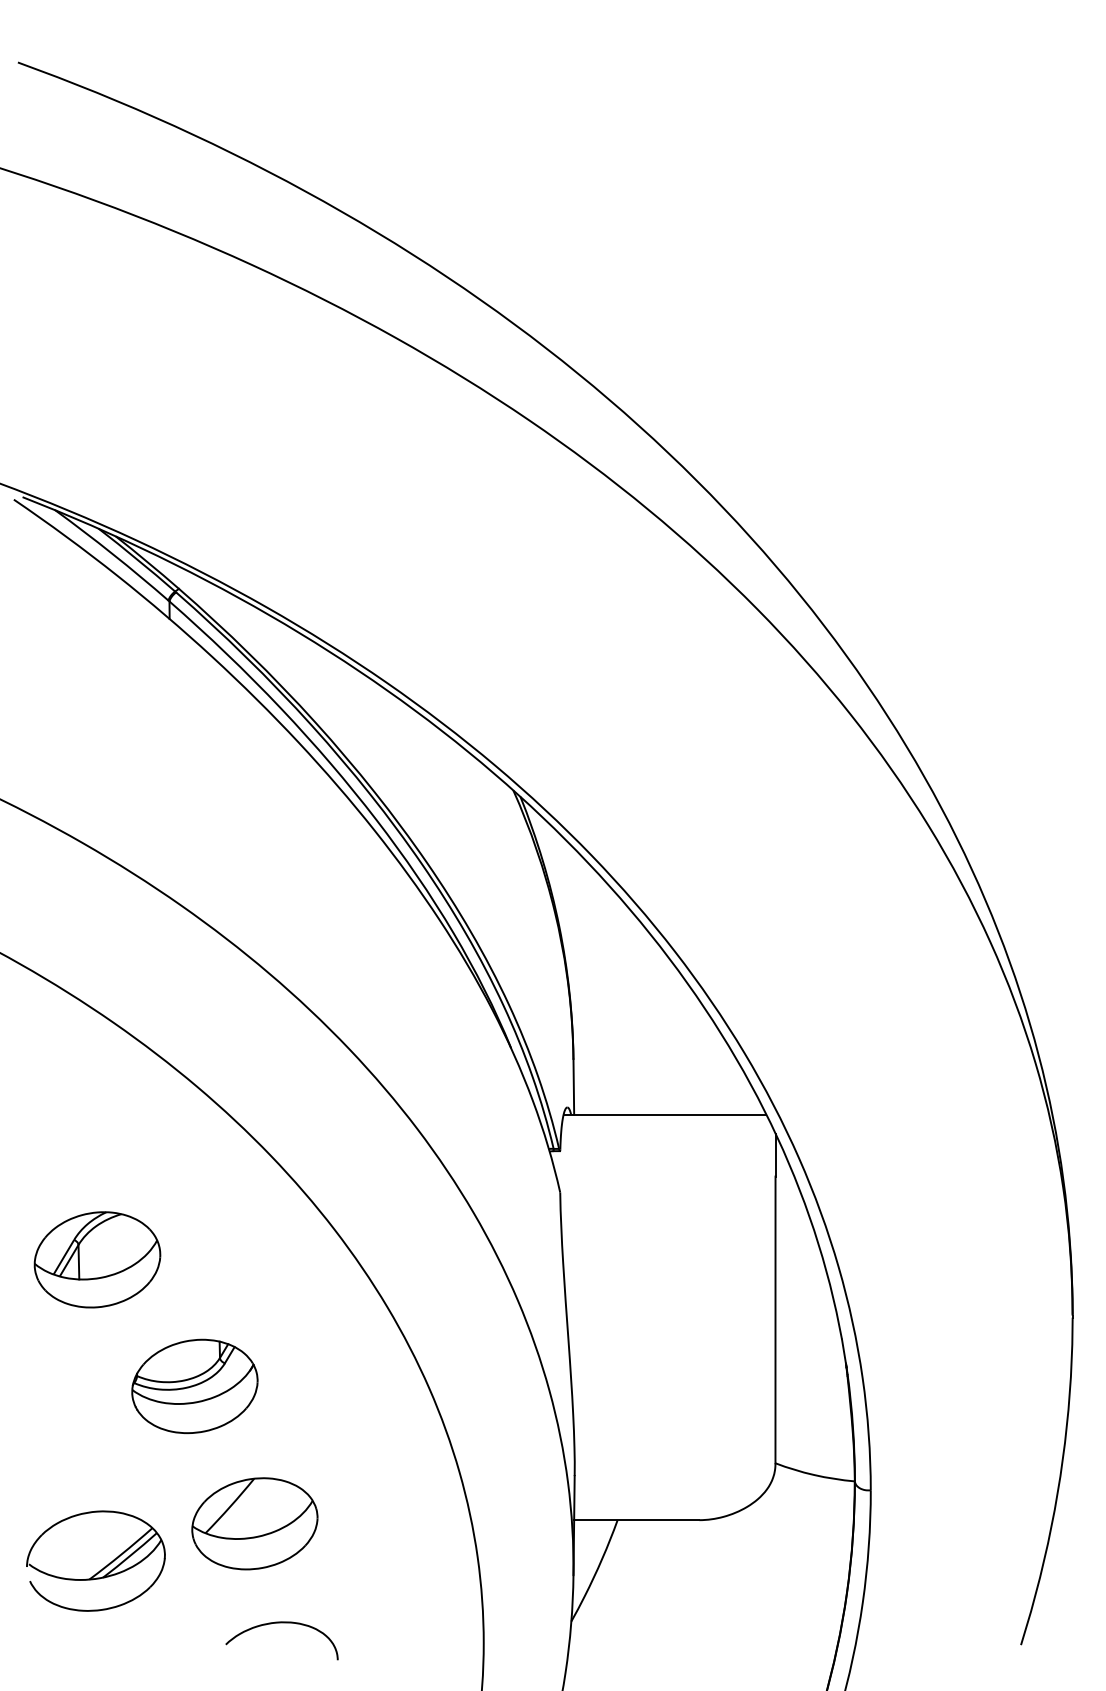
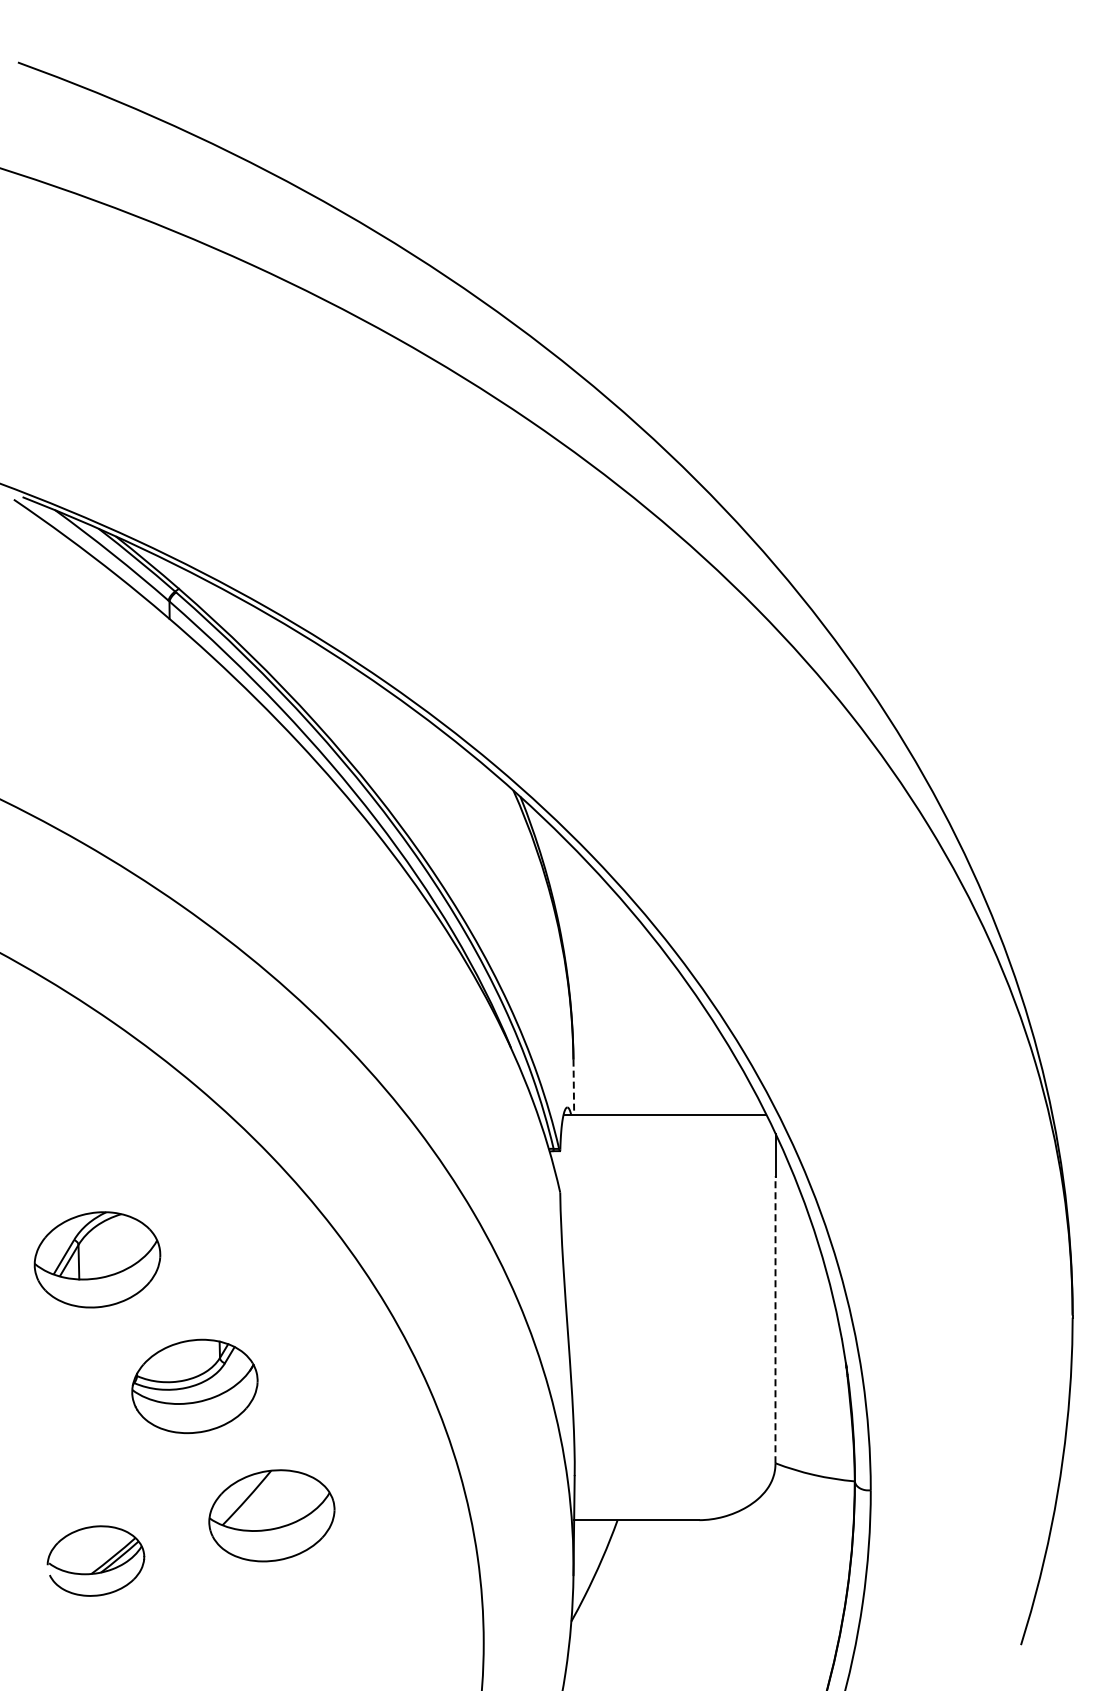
line: solid -> dashed (573, 1087)
line: solid -> dashed (775, 1319)
part position: (254, 1523) -> (271, 1515) (271, 1515)
part size: 140x102 px -> 100x72 px (95, 1560)
curve: present -> none (281, 1623)
